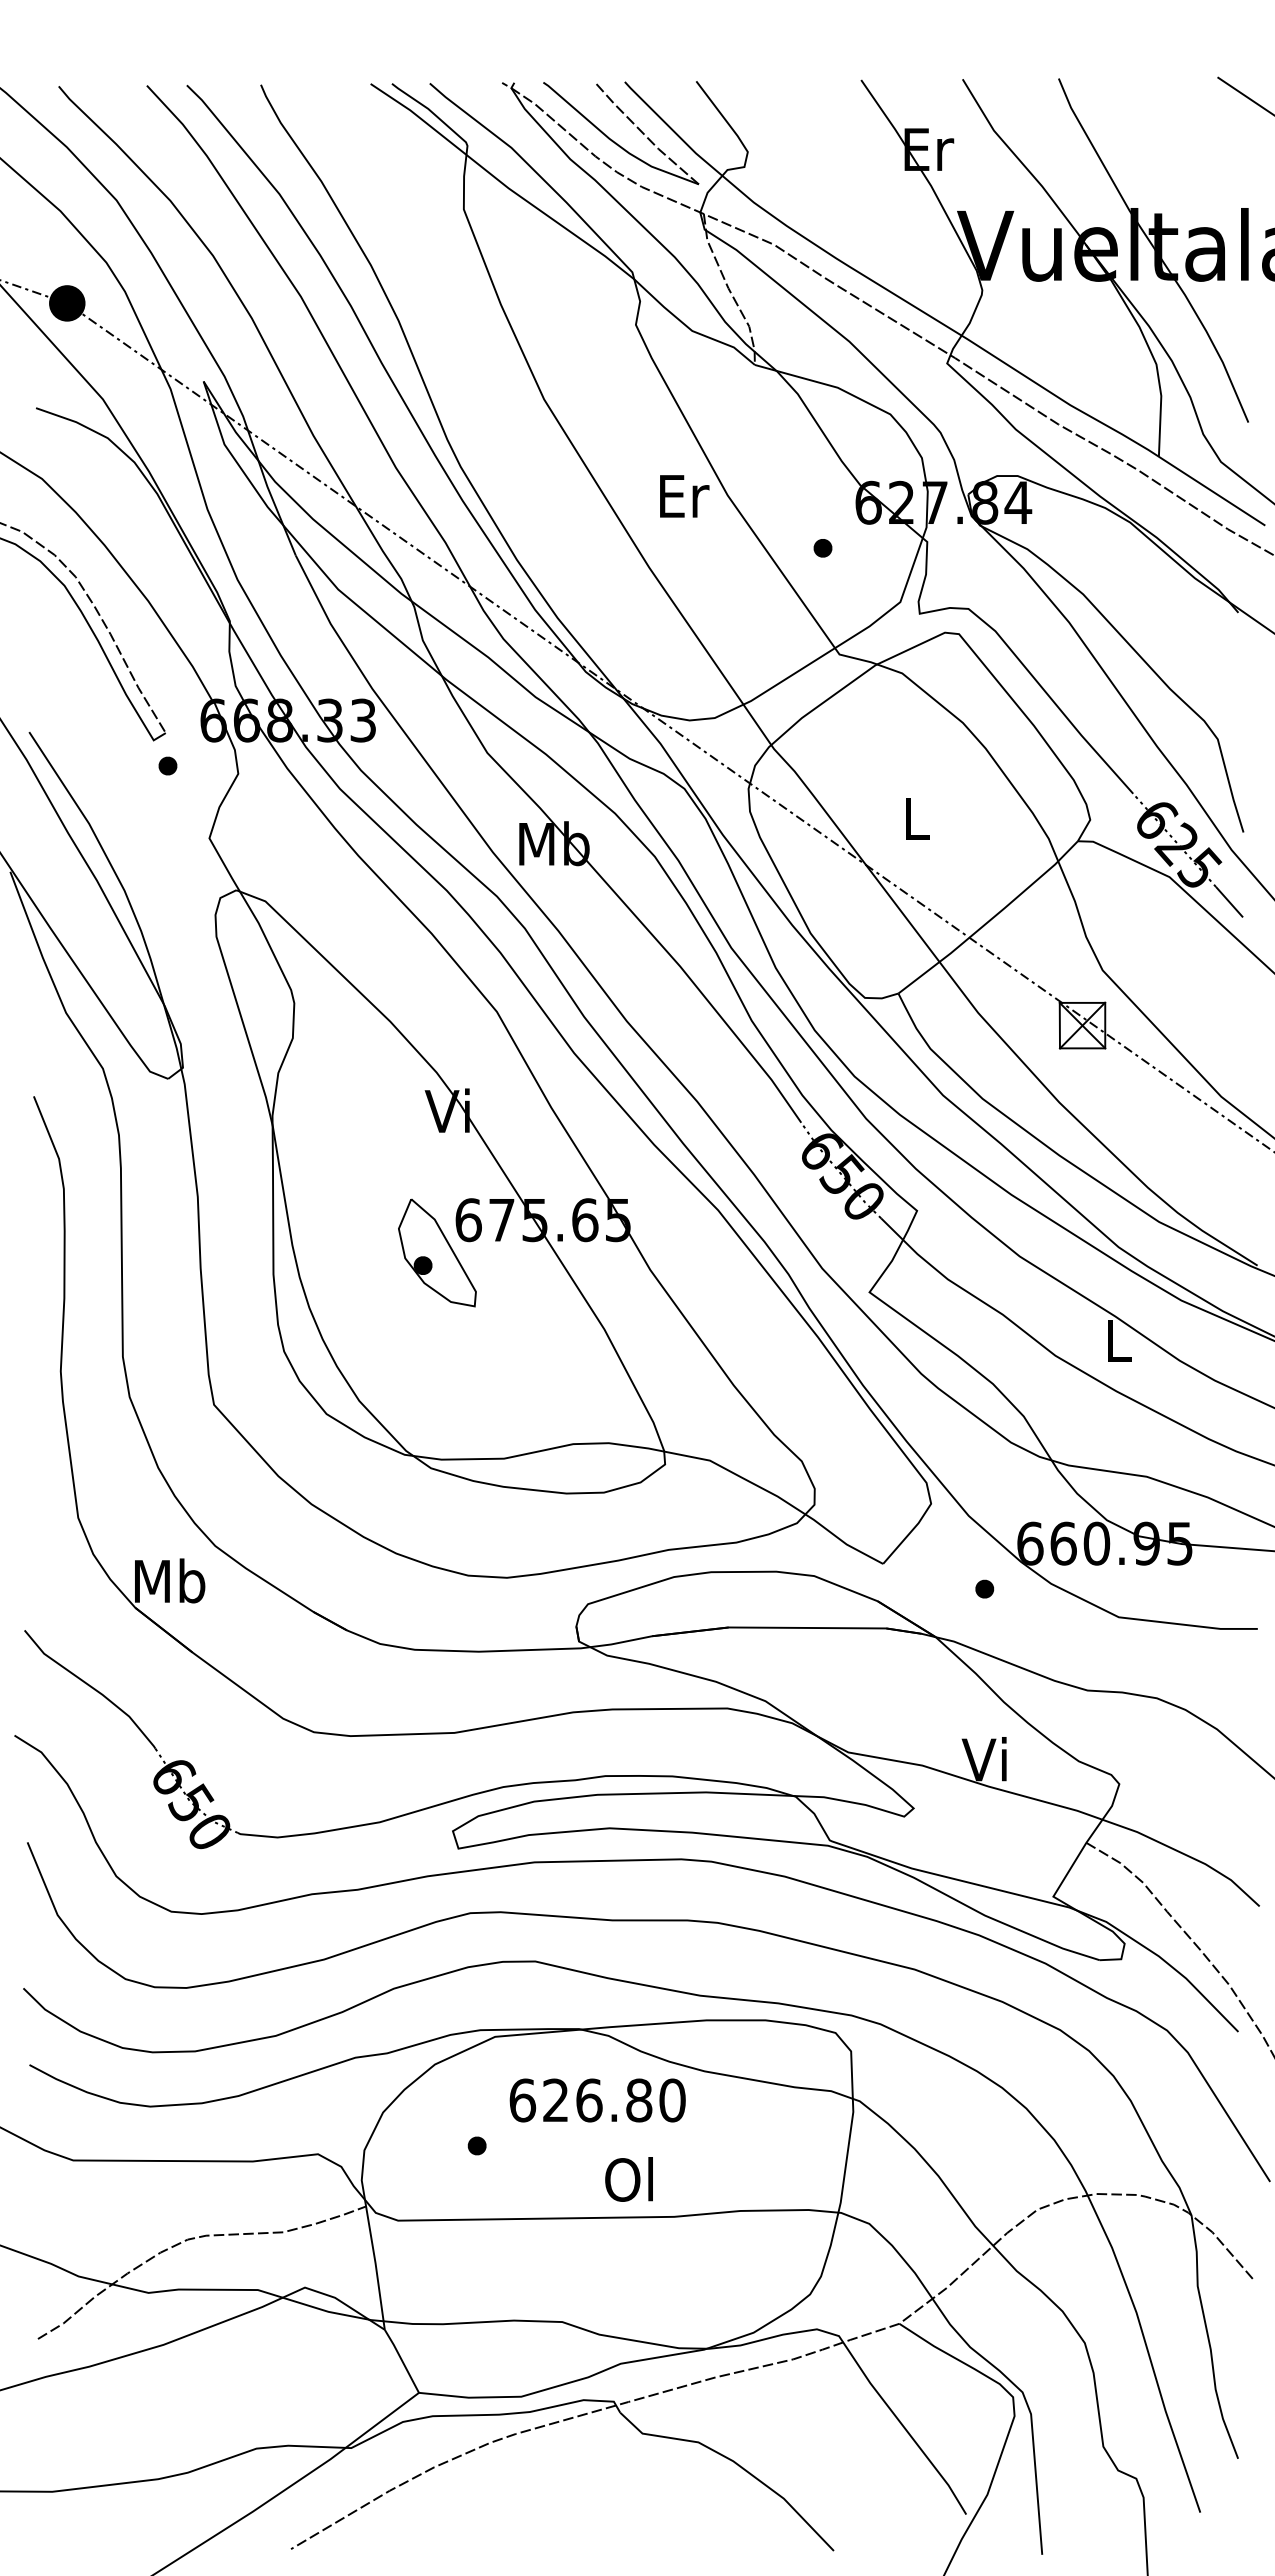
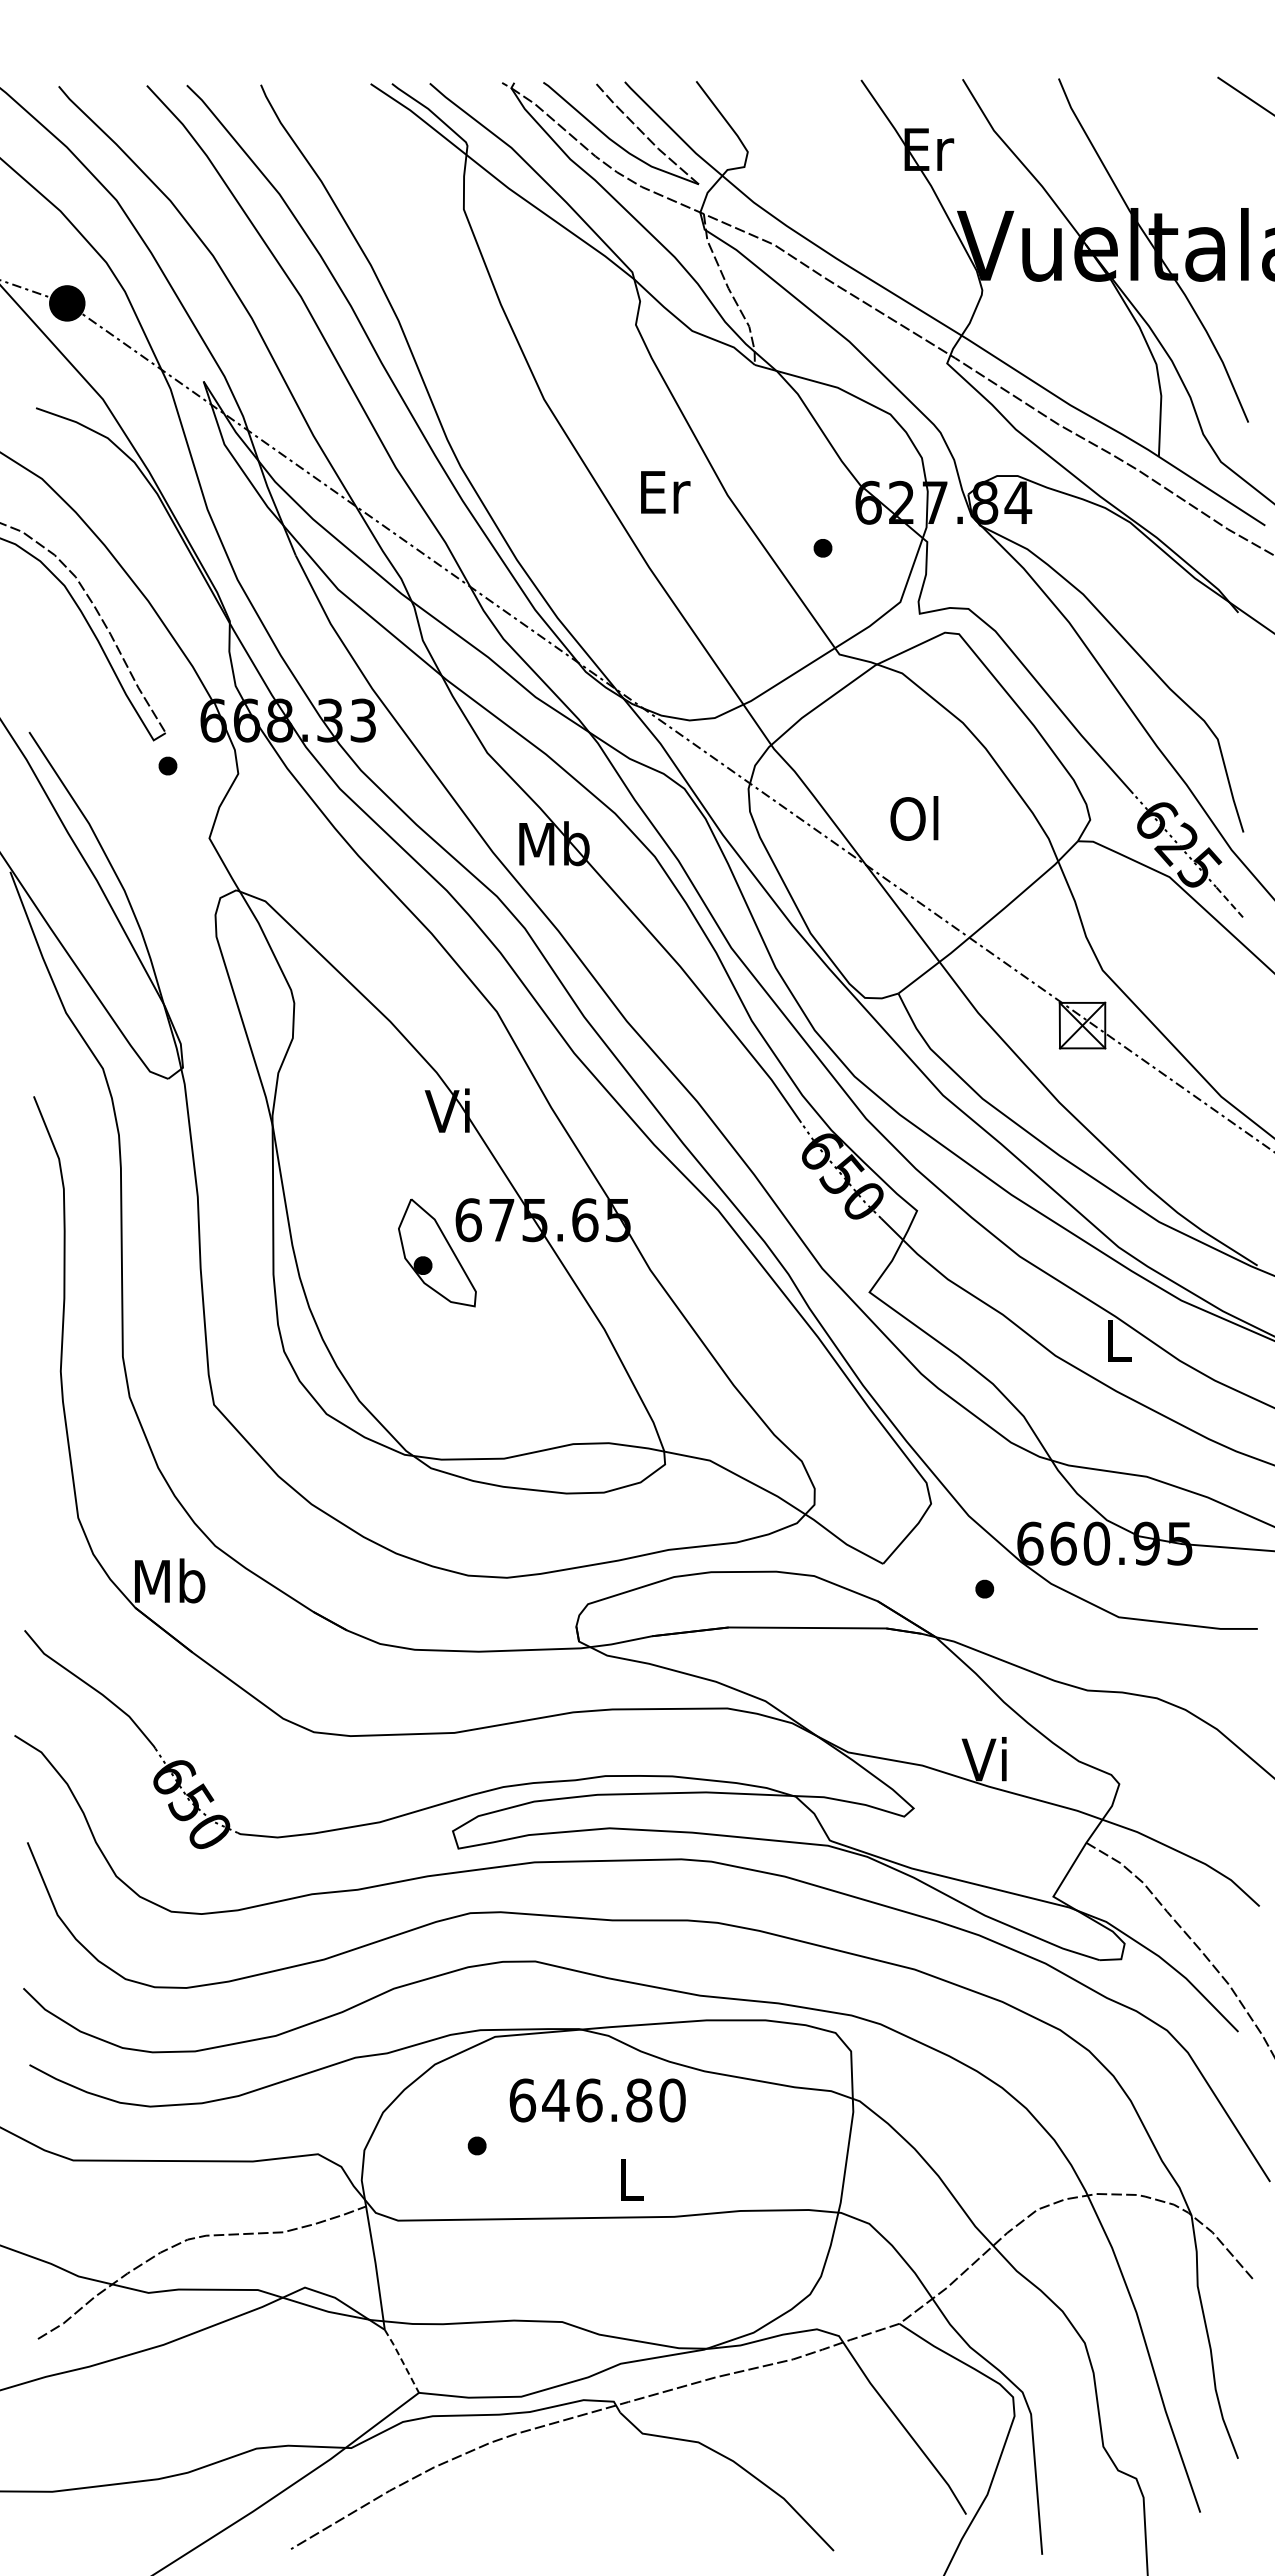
text position: (684, 496) -> (665, 492) (665, 492)
text: L -> Ol (914, 818)
line: solid -> dashed (1229, 901)
text: 626.80 -> 646.80 (555, 2099)
text: Ol -> L (628, 2179)
line: solid -> dashed (402, 2360)
